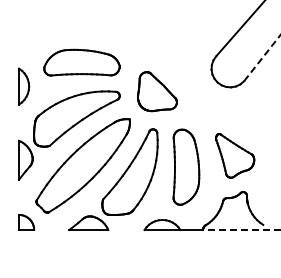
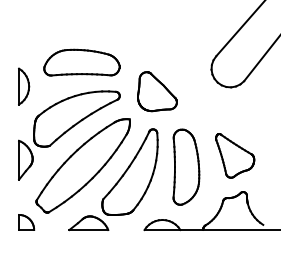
line: dashed -> solid (262, 57)
line: dashed -> solid (241, 230)
